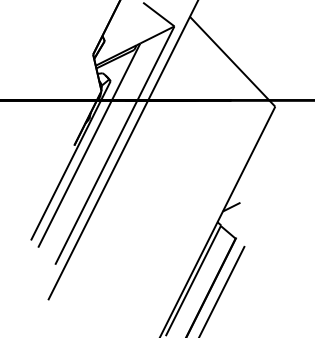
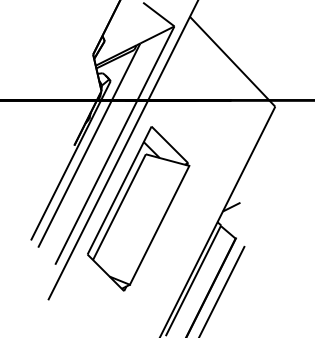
part: none -> present (138, 208)
